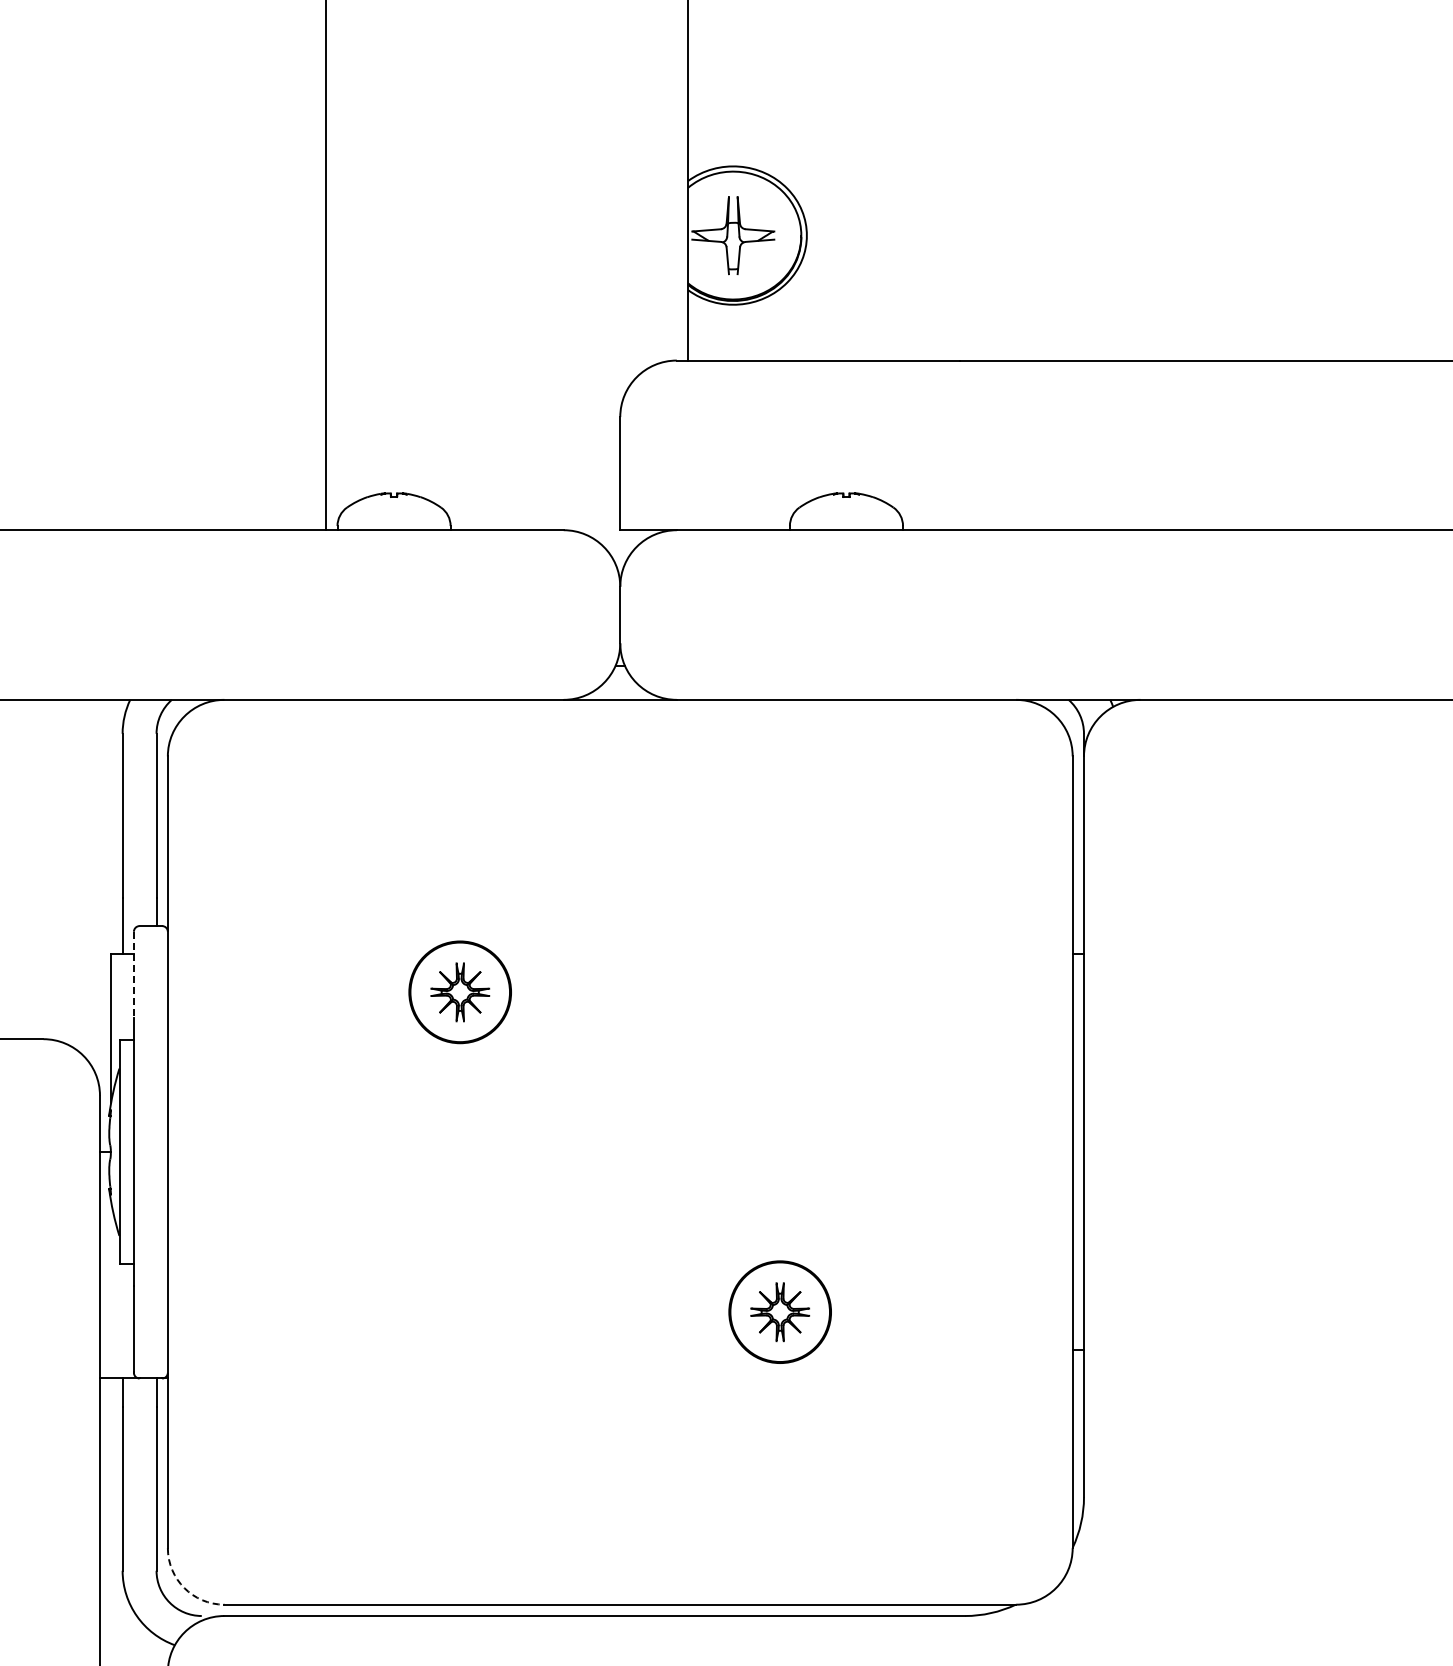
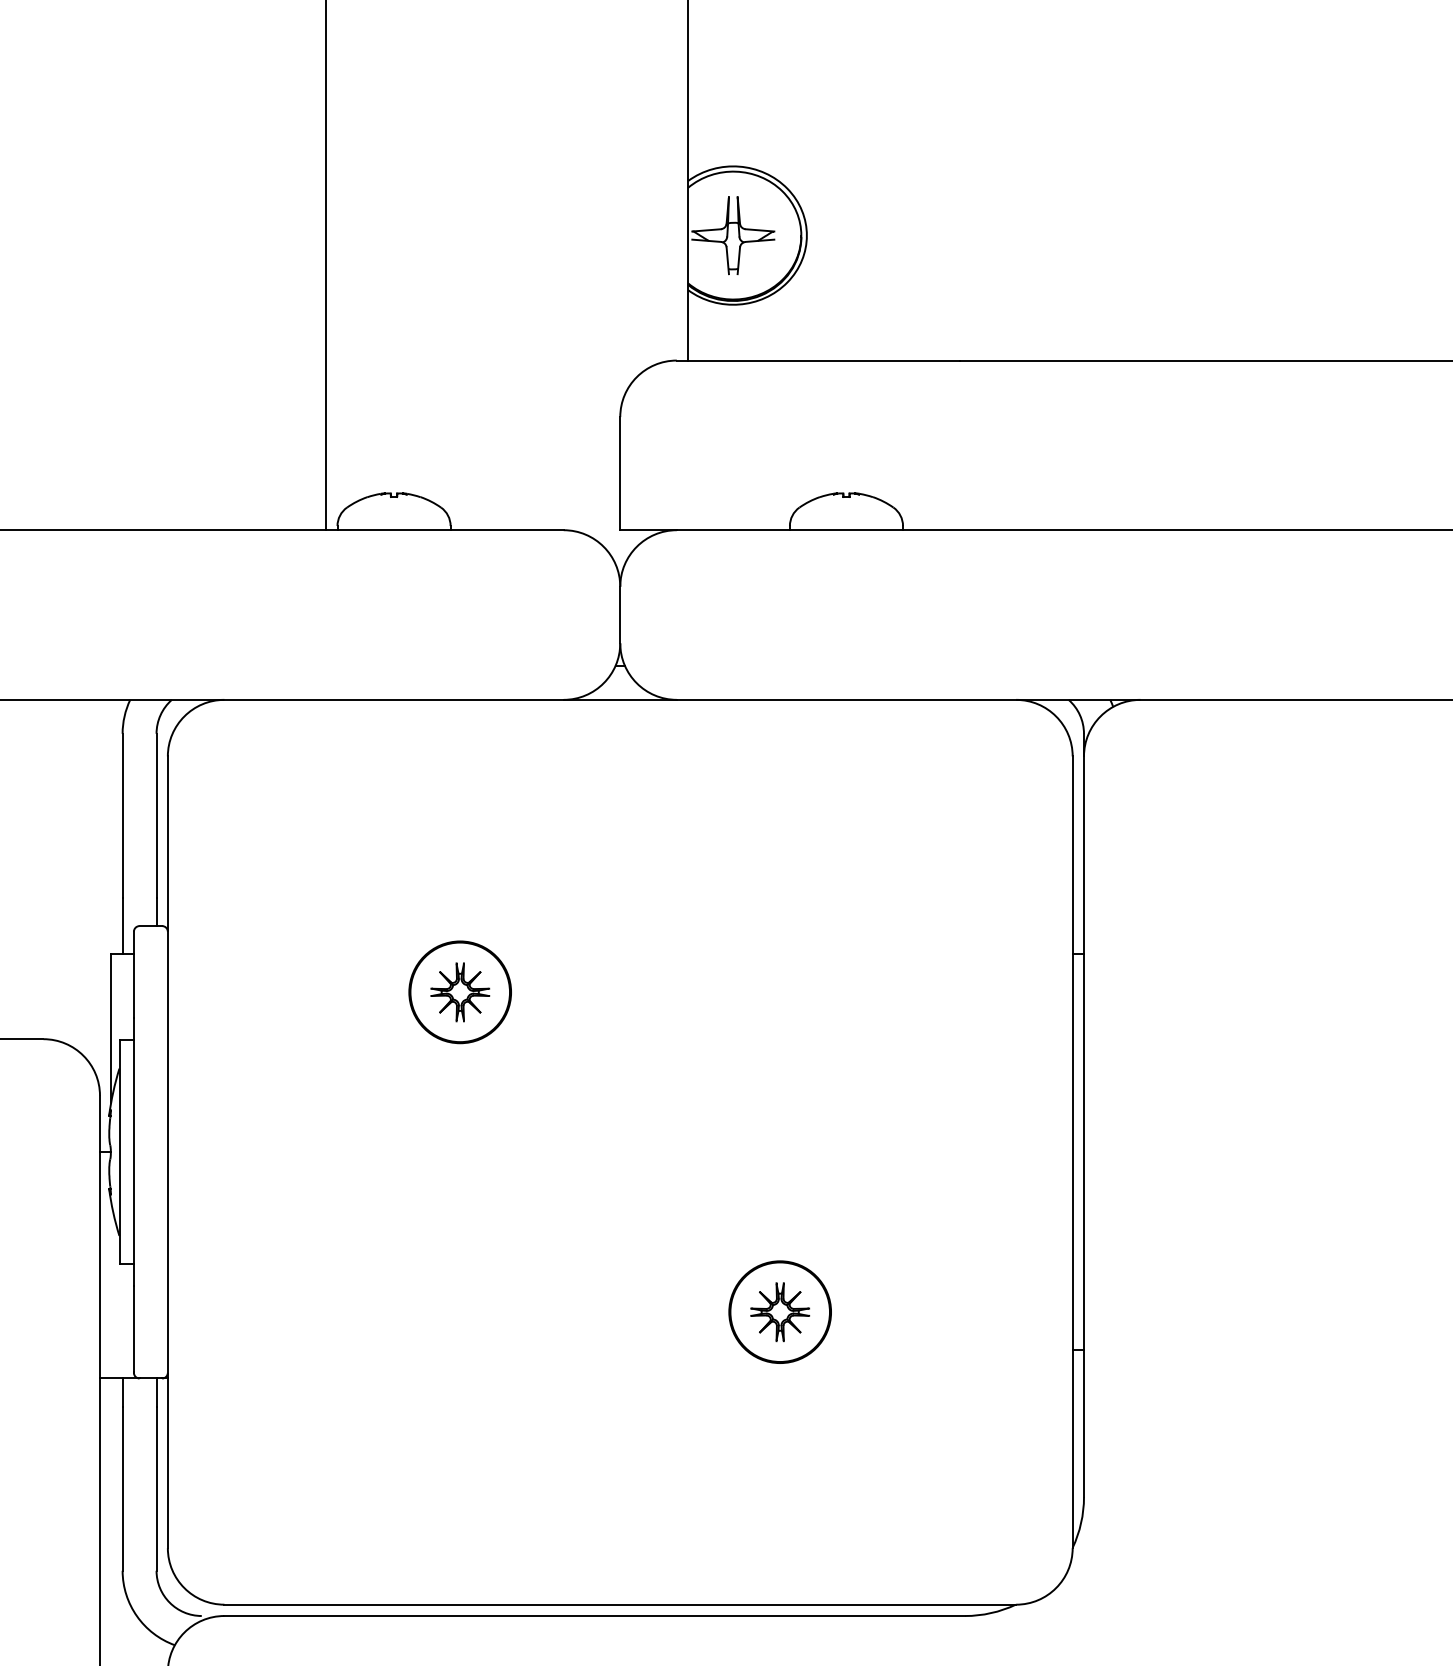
line: dashed -> solid (133, 975)
arc: dashed -> solid (184, 1588)
